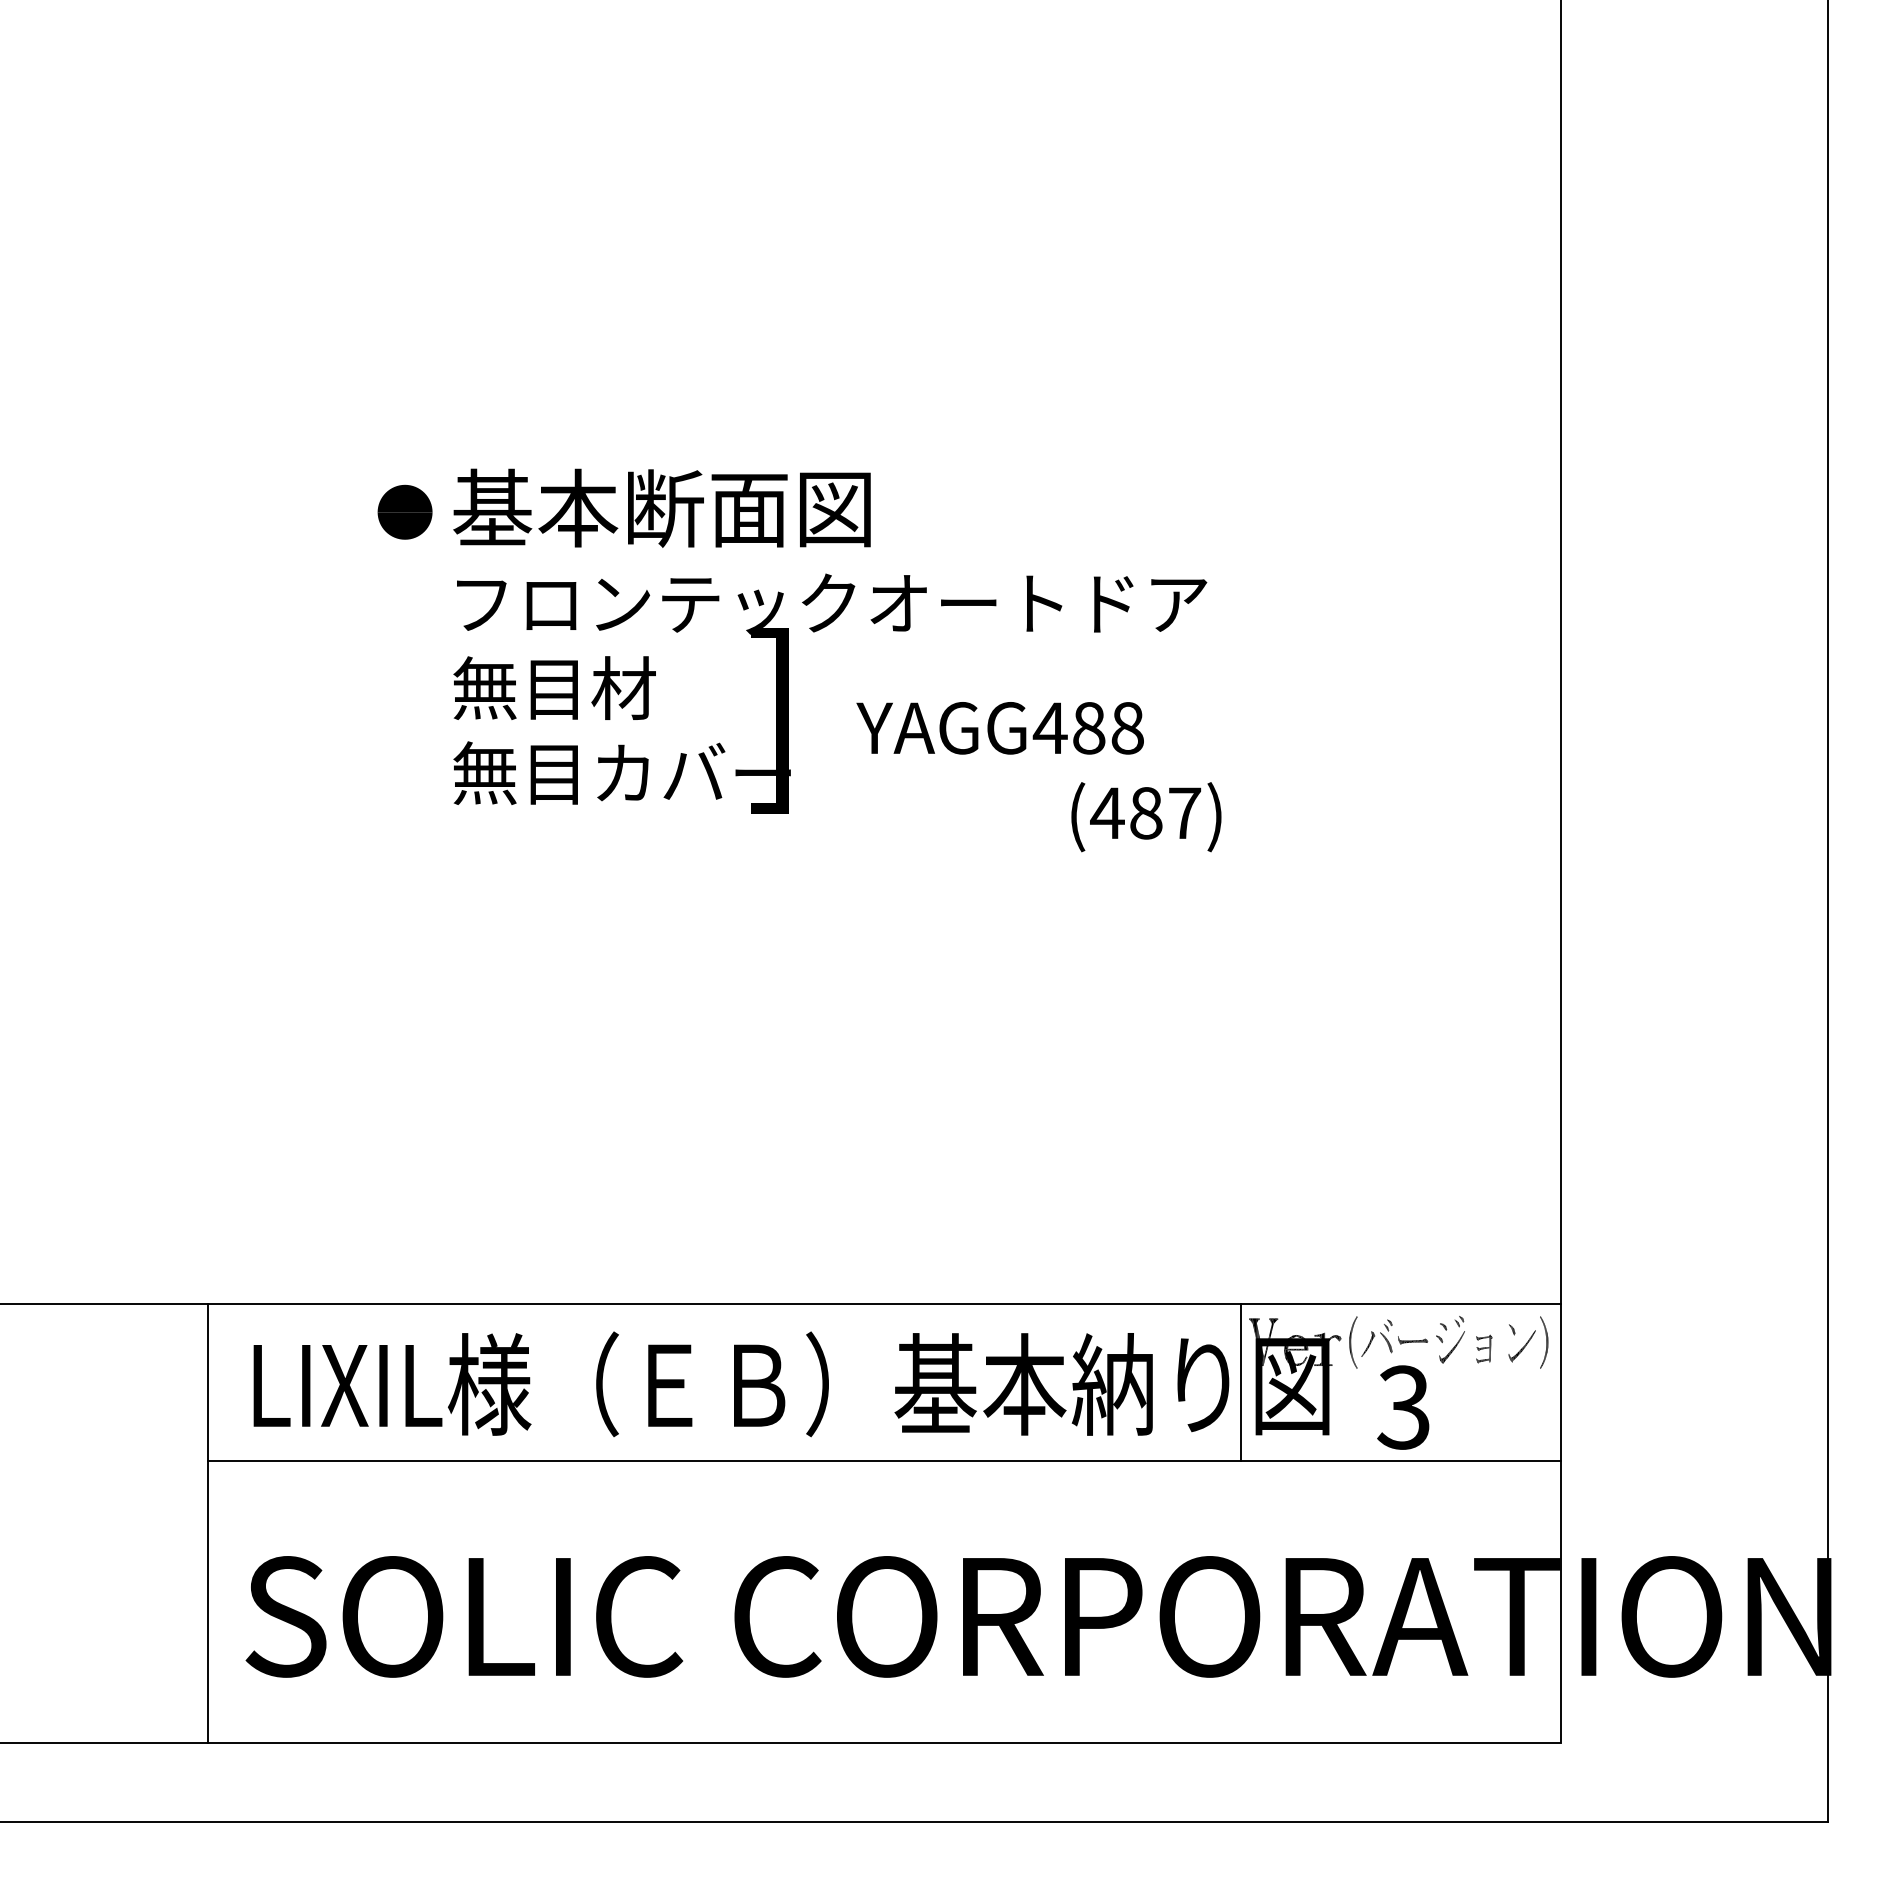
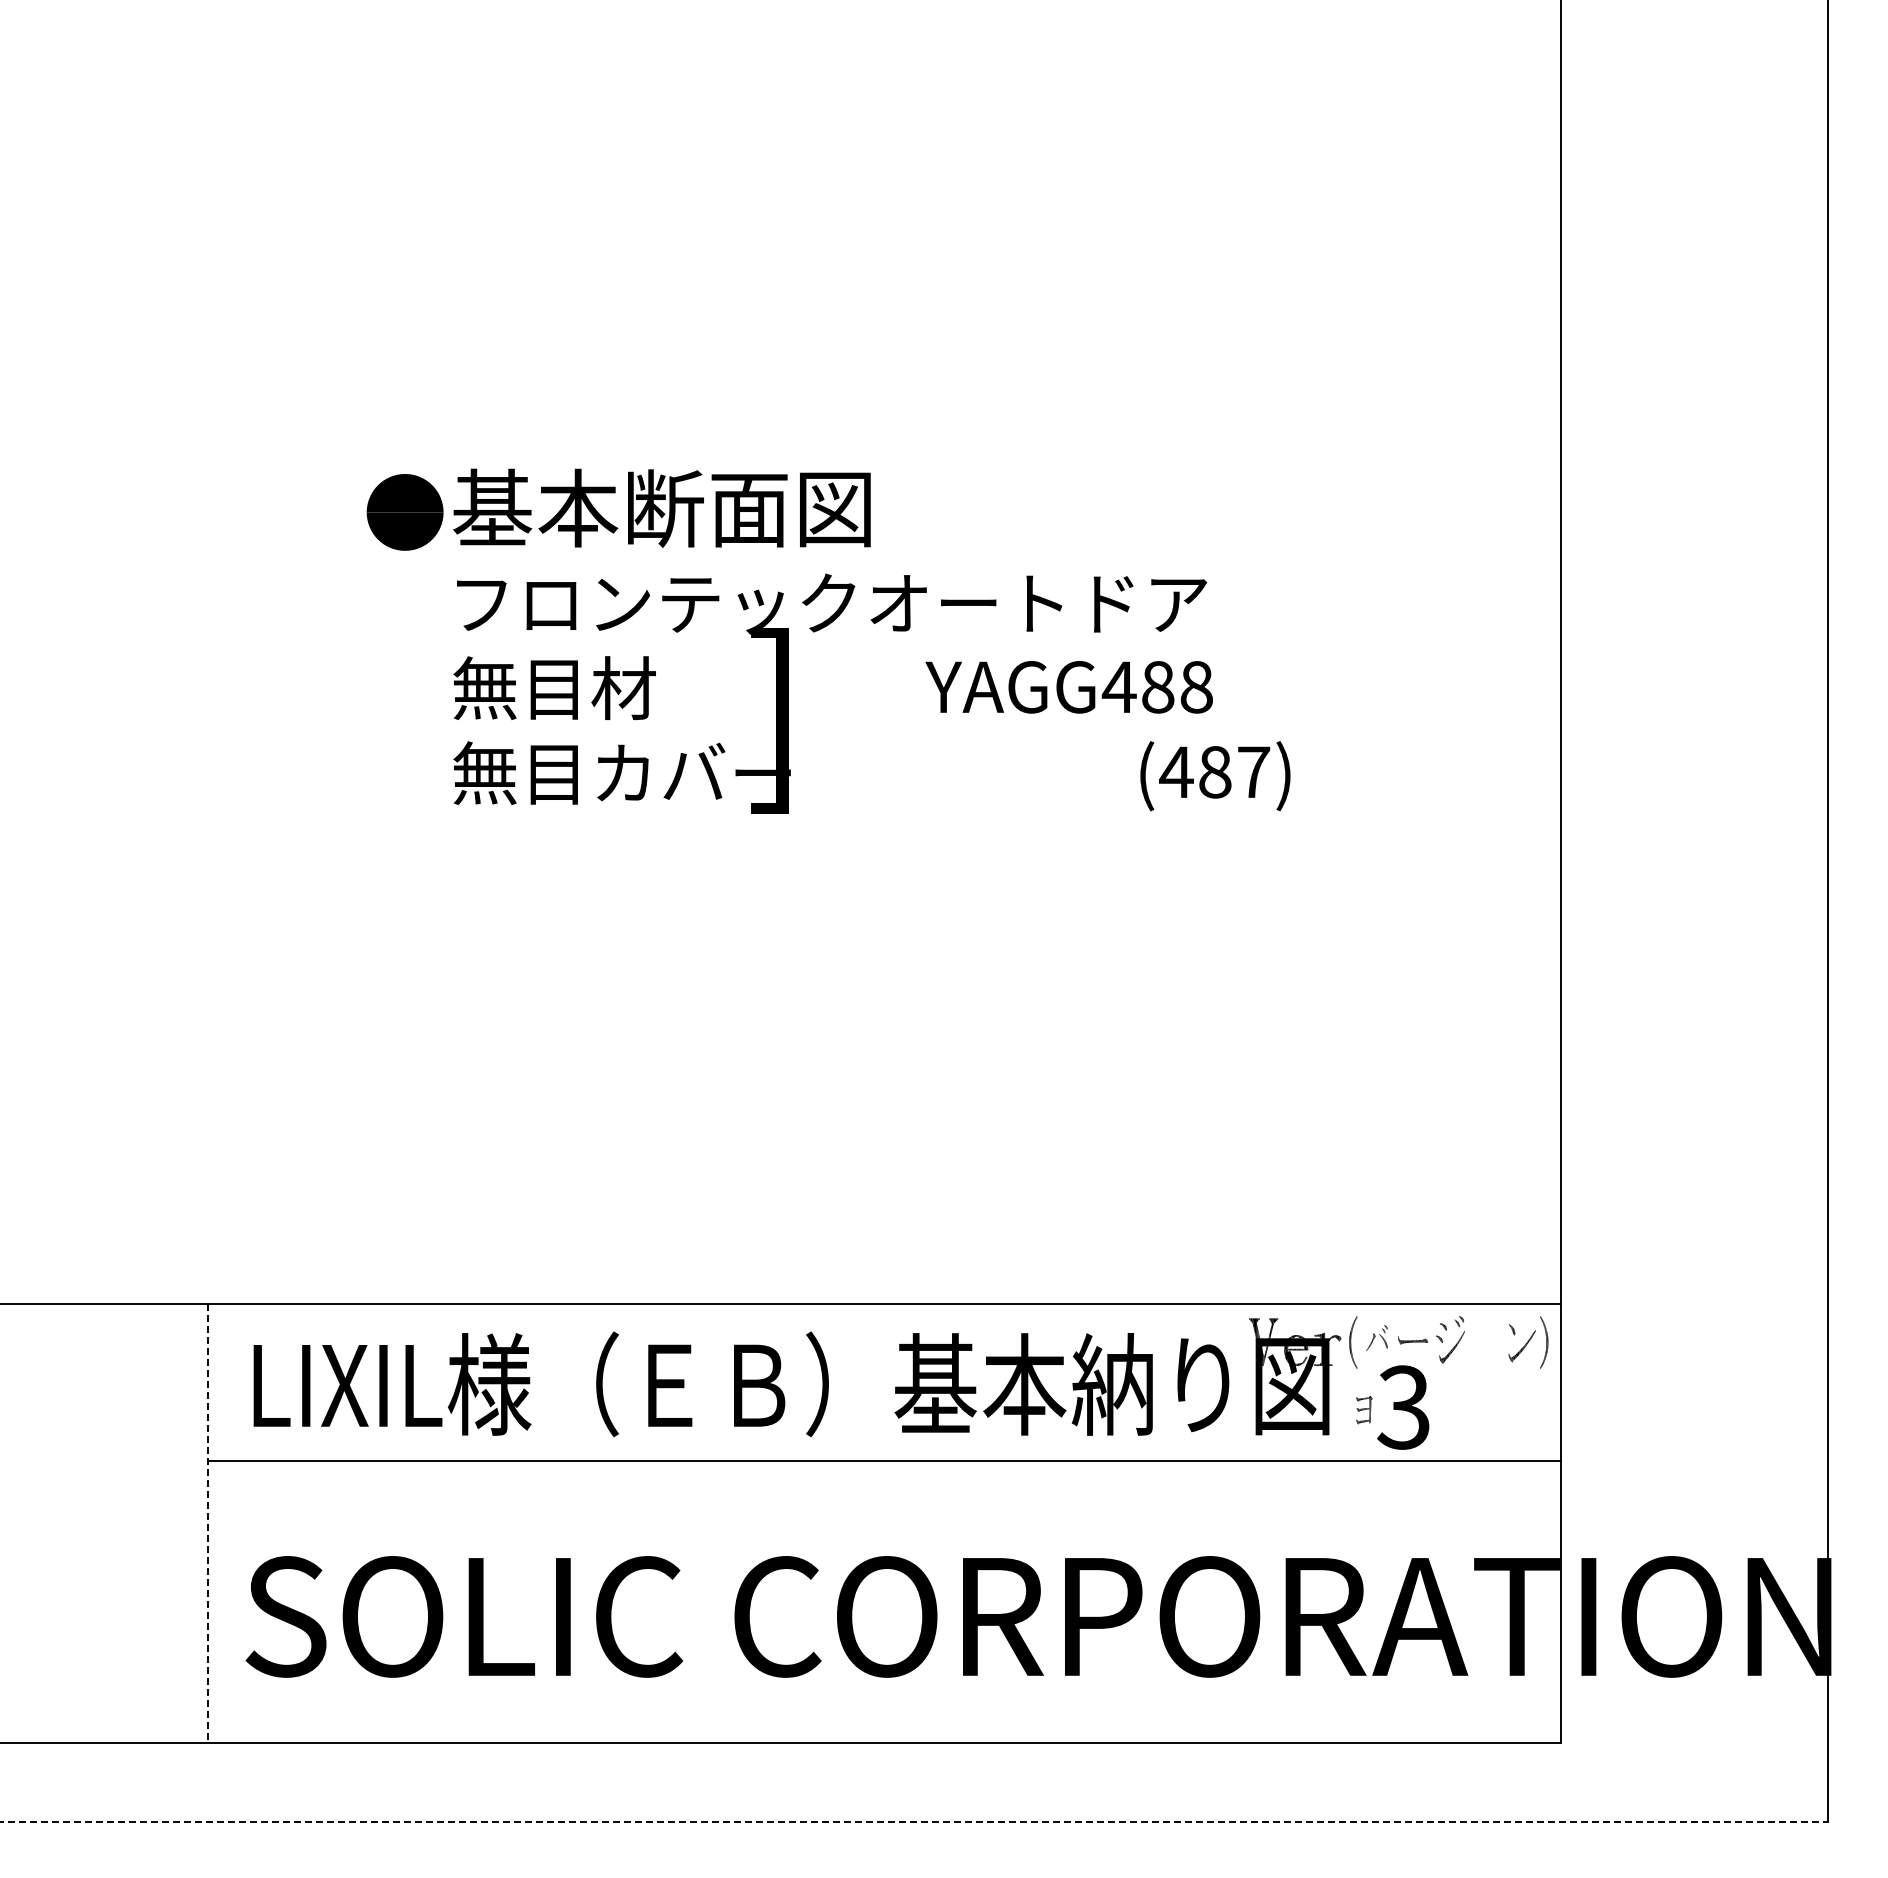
part size: 56x56 px -> 78x77 px (404, 512)
text position: (1038, 777) -> (1107, 736) (1107, 736)
part size: 32x38 px -> 22x27 px (1376, 1338)
part position: (1484, 1348) -> (1364, 1409) (1364, 1409)
line: present -> none (1241, 1381)
line: solid -> dashed (207, 1523)
line: solid -> dashed (914, 1821)
